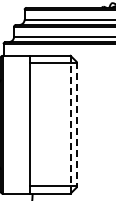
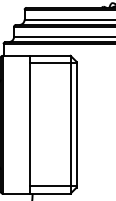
line: dashed -> solid (70, 124)
line: dashed -> solid (76, 124)
